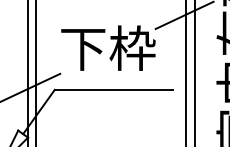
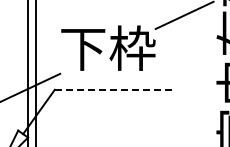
line: present -> none (186, 72)
line: present -> none (194, 72)
line: solid -> dashed (113, 89)
